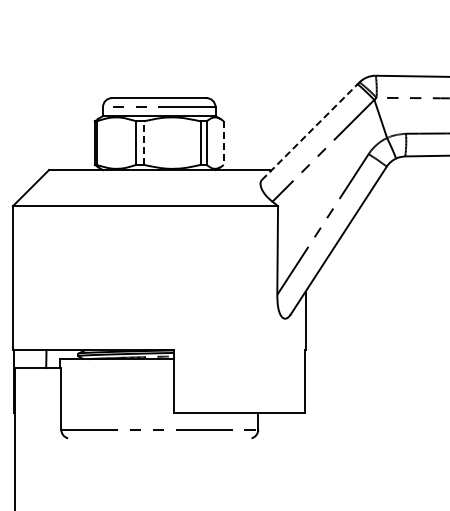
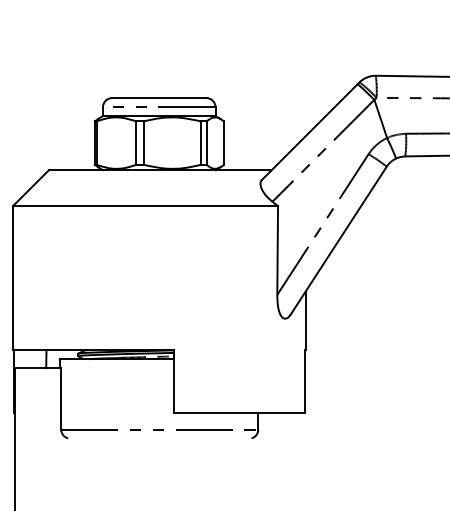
line: dashed -> solid (309, 132)
line: dashed -> solid (144, 143)
line: dashed -> solid (223, 143)
